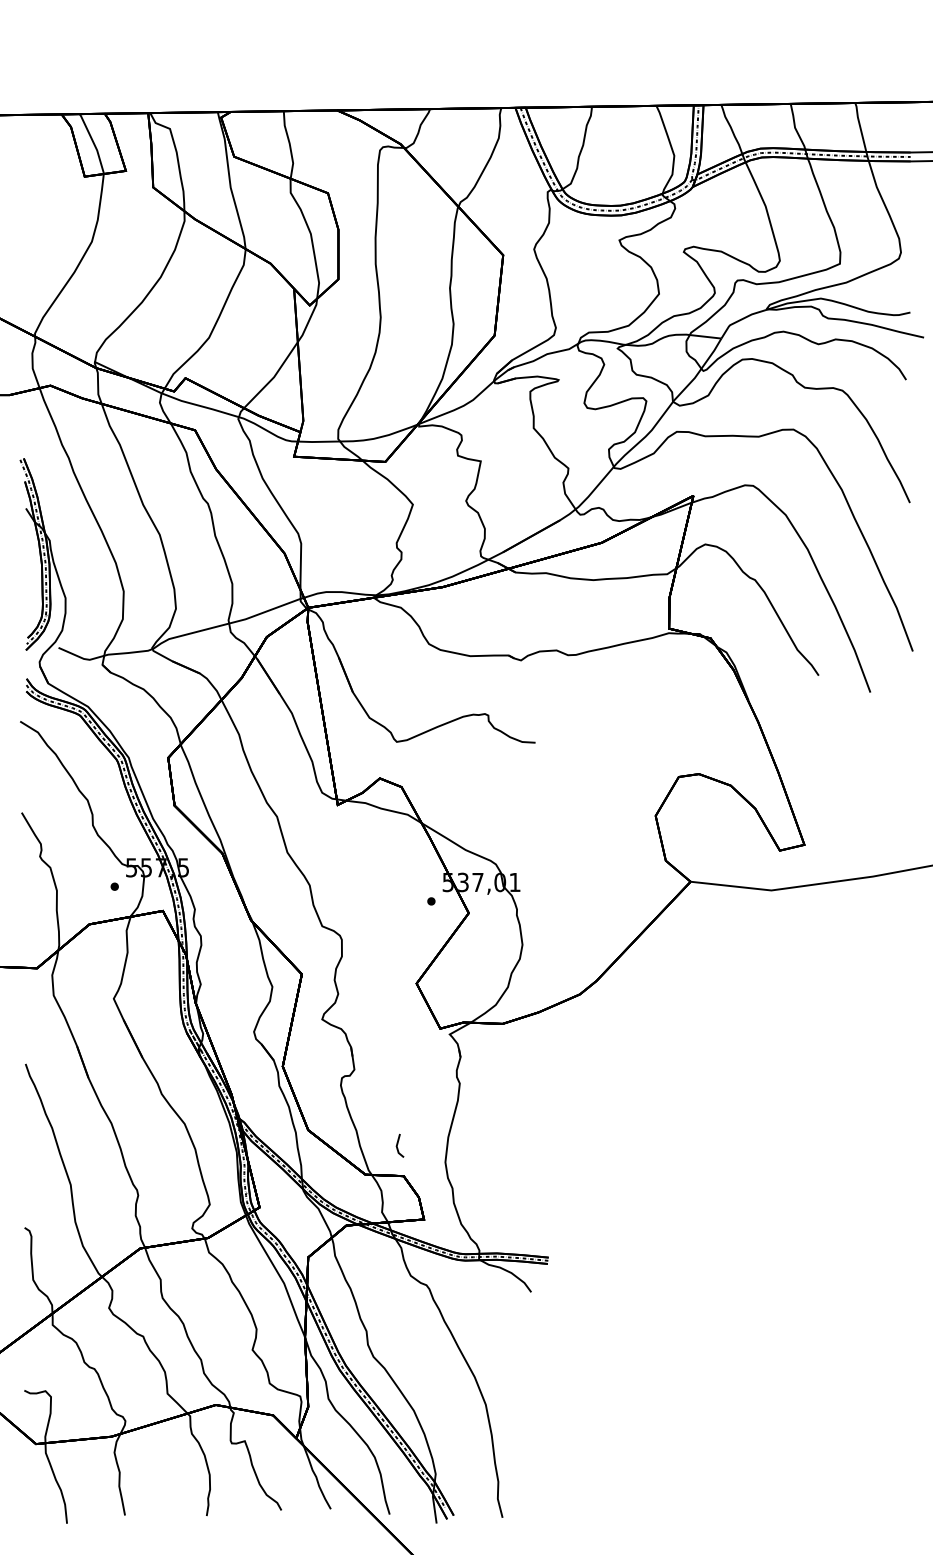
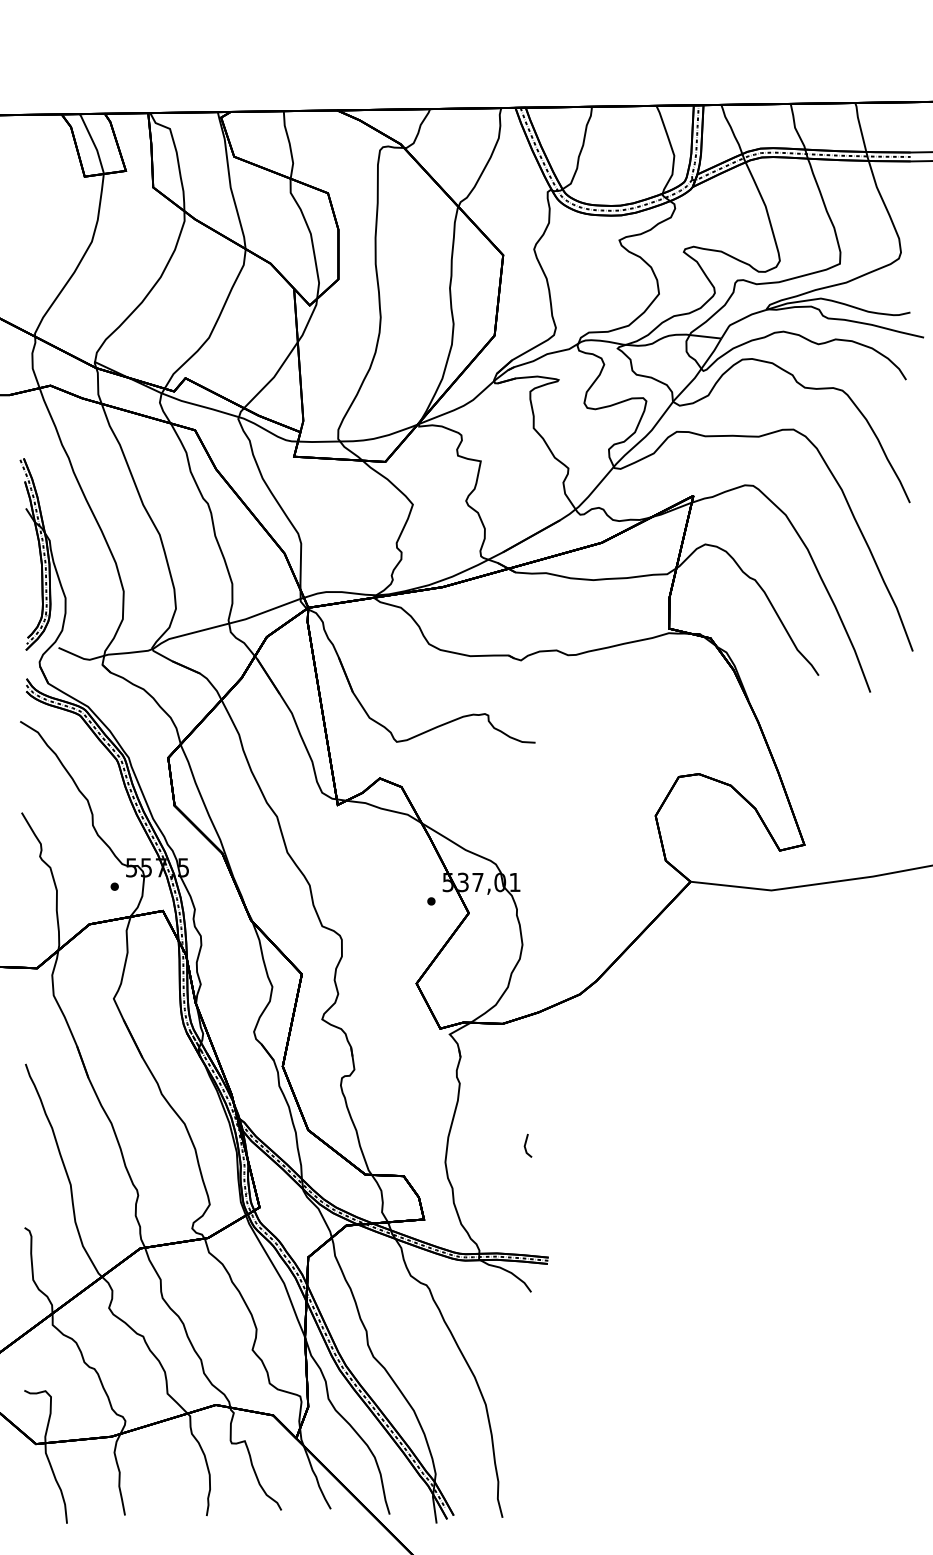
line position: (398, 1144) -> (526, 1144) (526, 1144)
